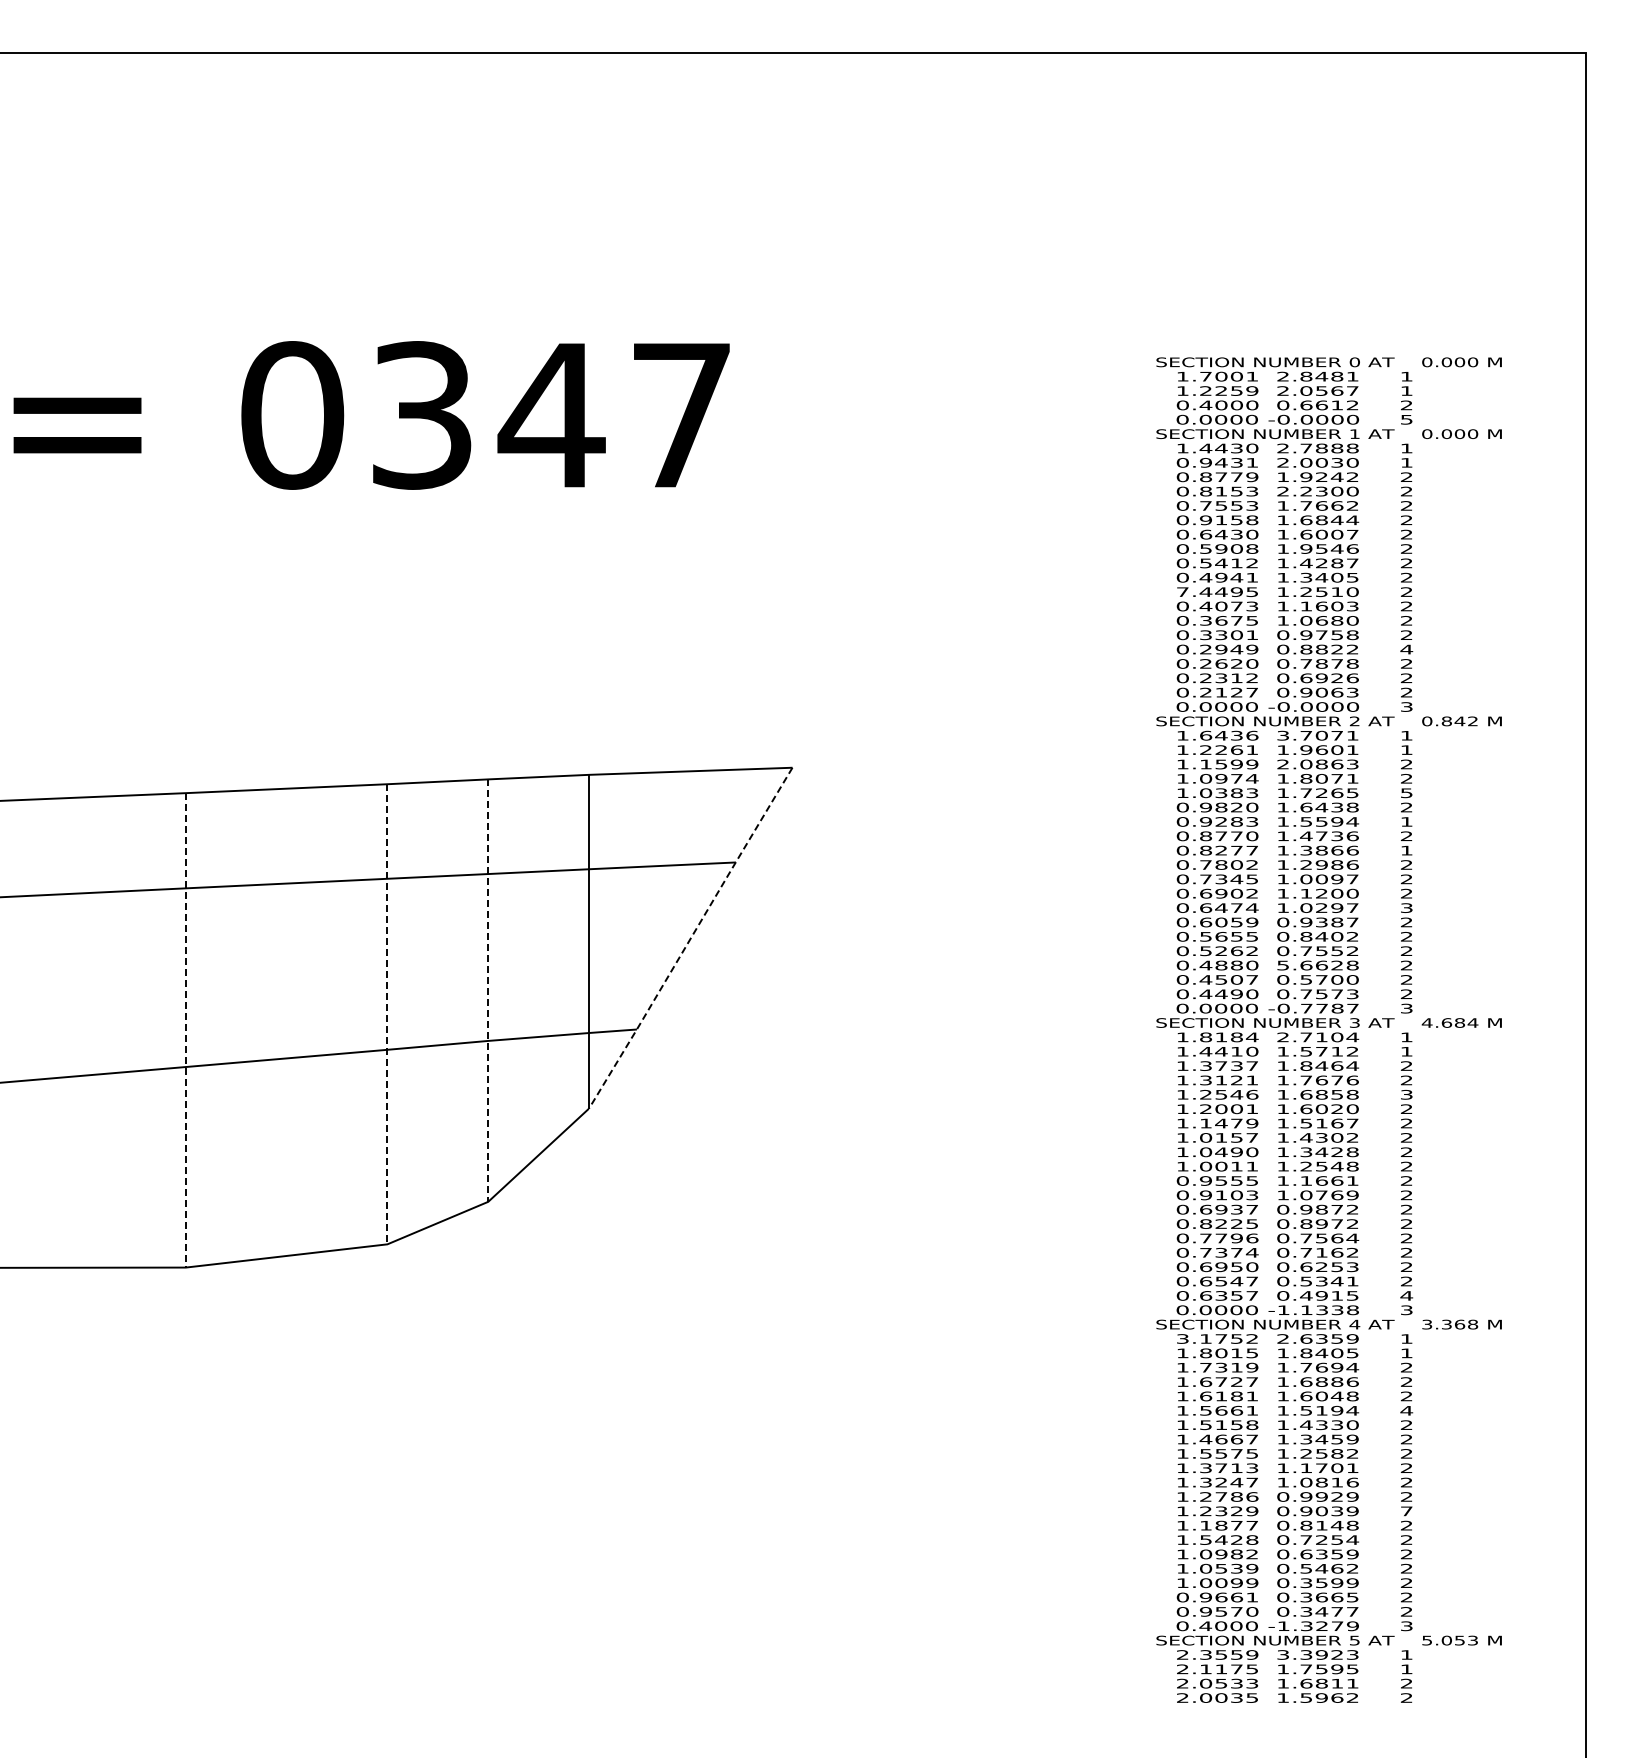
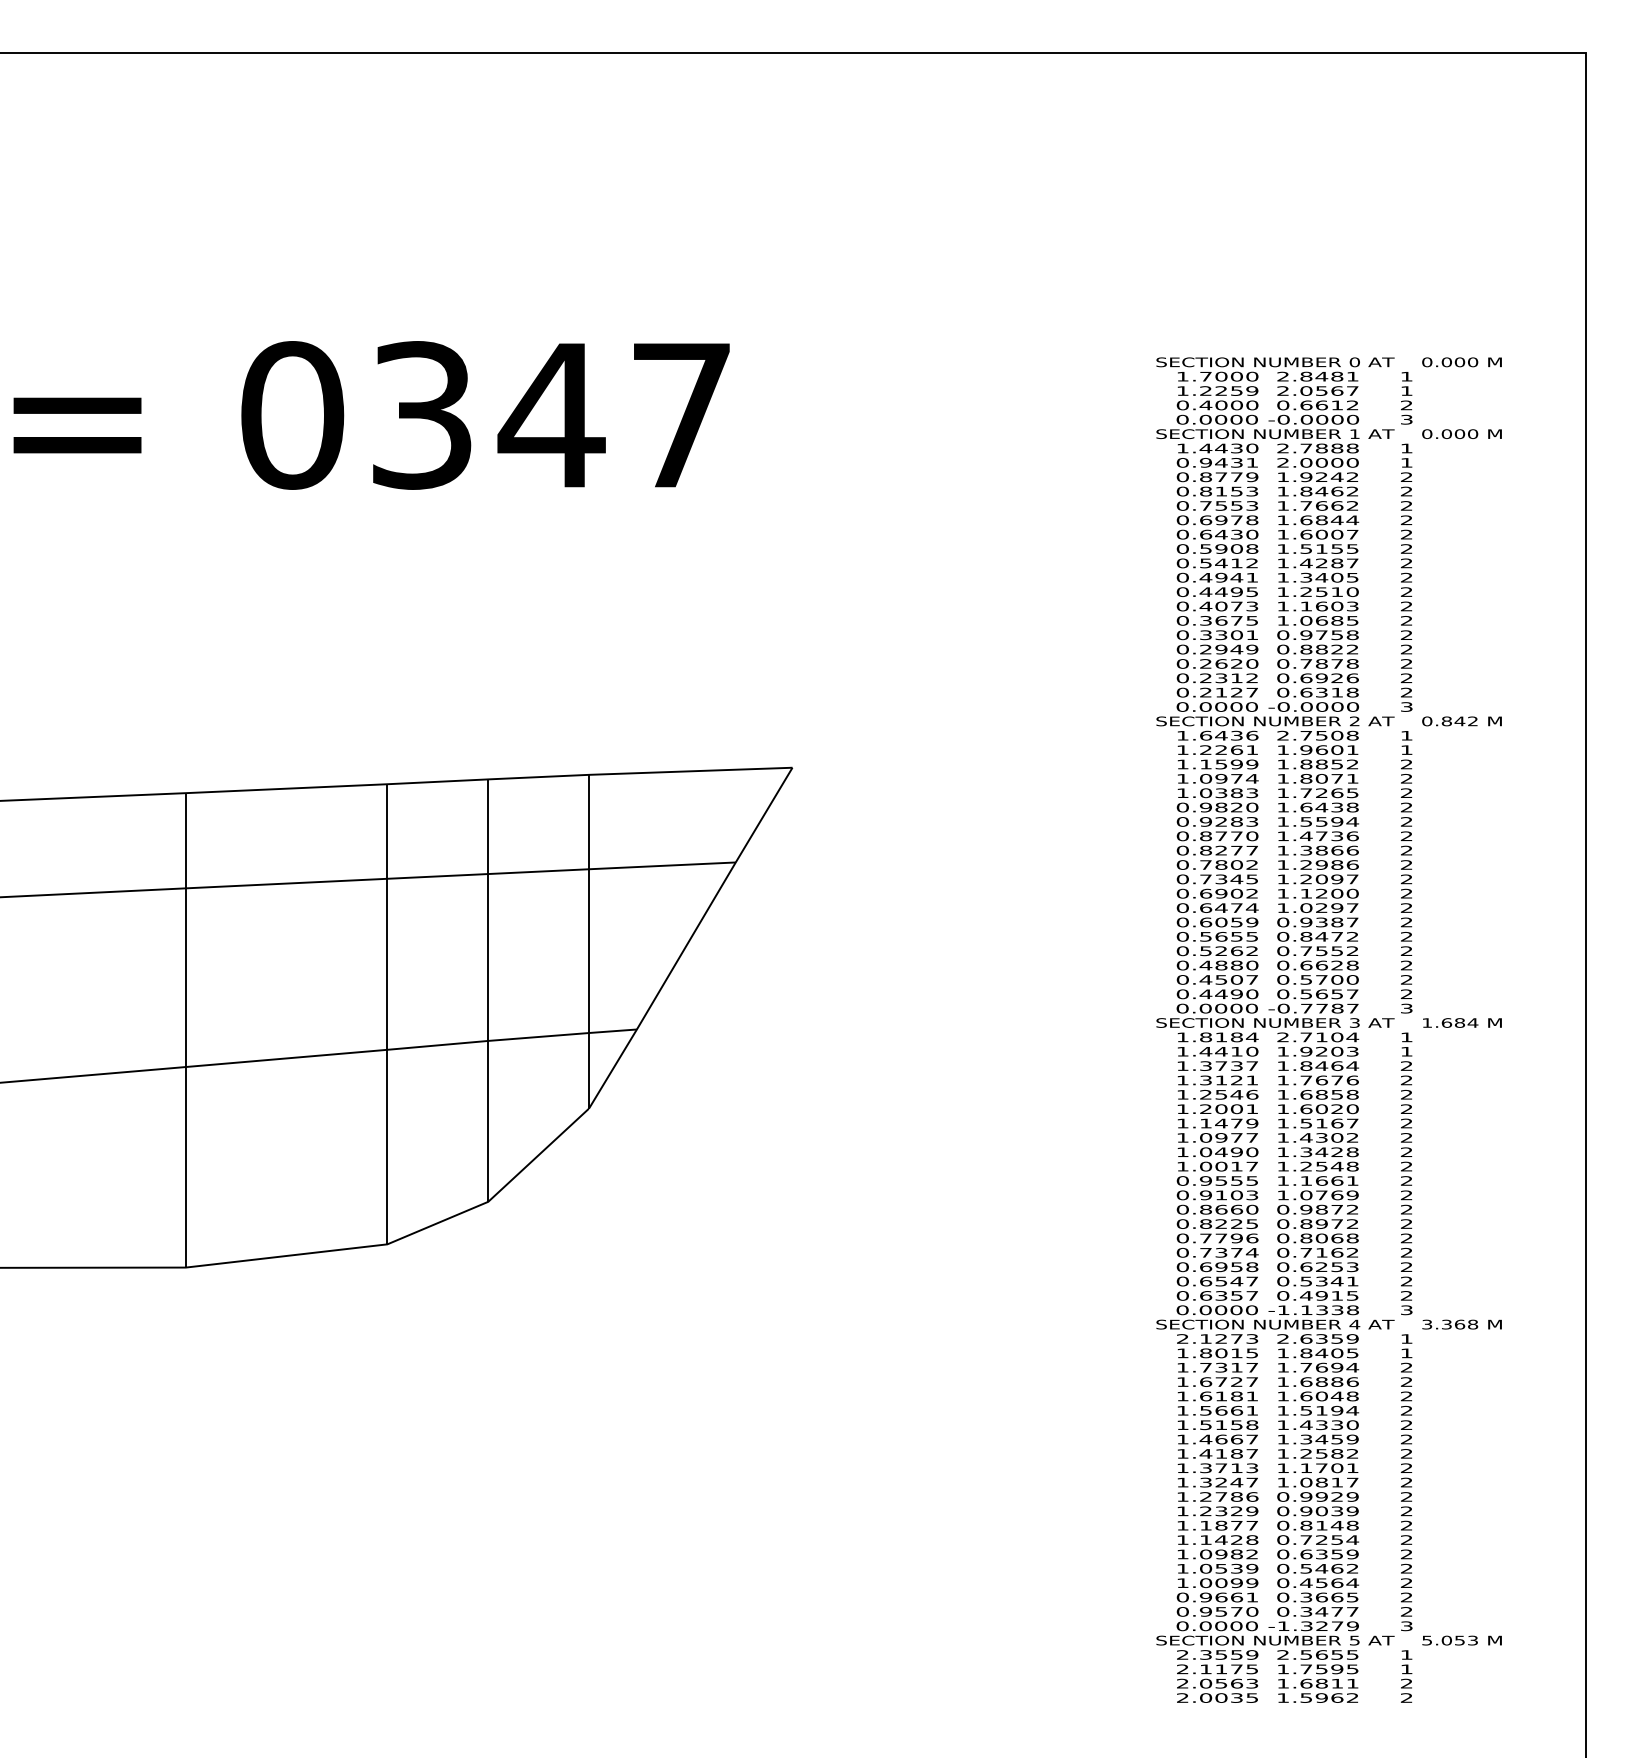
text: 1.7001 -> 1.7000 (1252, 376)
text: 5 -> 3 (1406, 418)
text: 2.0030 -> 2.0000 (1337, 462)
text: 2.2300 -> 1.8462 (1317, 491)
text: 0.9158 -> 0.6978 (1221, 520)
text: 1.9546 -> 1.5155 (1329, 548)
text: 7.4495 -> 0.4495 (1182, 591)
text: 1.0680 -> 1.0685 (1352, 620)
text: 4 -> 2 (1406, 649)
text: 0.9063 -> 0.6318 (1329, 692)
text: 3.7071 -> 2.7508 (1317, 735)
text: 2.0863 -> 1.8852 (1317, 764)
text: 5 -> 2 (1406, 793)
text: 1 -> 2 (1406, 821)
text: 1 -> 2 (1406, 850)
text: 1.0097 -> 1.2097 (1306, 879)
text: 3 -> 2 (1406, 907)
text: 0.8402 -> 0.8472 (1337, 936)
line: dashed -> solid (690, 938)
text: 5.6628 -> 0.6628 (1283, 965)
line: dashed -> solid (488, 991)
text: 0.7573 -> 0.5657 (1329, 994)
line: dashed -> solid (387, 1014)
text: 4.684 -> 1.684 (1426, 1022)
line: dashed -> solid (185, 1030)
text: 1.5712 -> 1.9203 (1329, 1051)
text: 3 -> 2 (1406, 1094)
text: 1.0157 -> 1.0977 (1228, 1137)
text: 1.0011 -> 1.0017 (1251, 1166)
text: 0.6937 -> 0.8660 (1229, 1209)
text: 0.7564 -> 0.8068 (1329, 1238)
text: 0.6950 -> 0.6958 (1252, 1266)
text: 4 -> 2 (1406, 1295)
text: 3.1752 -> 2.1273 (1217, 1338)
text: 1.7319 -> 1.7317 (1252, 1367)
text: 4 -> 2 (1406, 1410)
text: 1.5575 -> 1.4187 (1228, 1453)
text: 1.0816 -> 1.0817 (1352, 1482)
text: 7 -> 2 (1406, 1511)
text: 1.5428 -> 1.1428 (1205, 1539)
text: 0.3599 -> 0.4564 (1329, 1583)
text: 0.4000 -> 0.0000 (1205, 1626)
text: 3.3923 -> 2.5655 (1317, 1654)
text: 2.0533 -> 2.0563 (1237, 1683)
